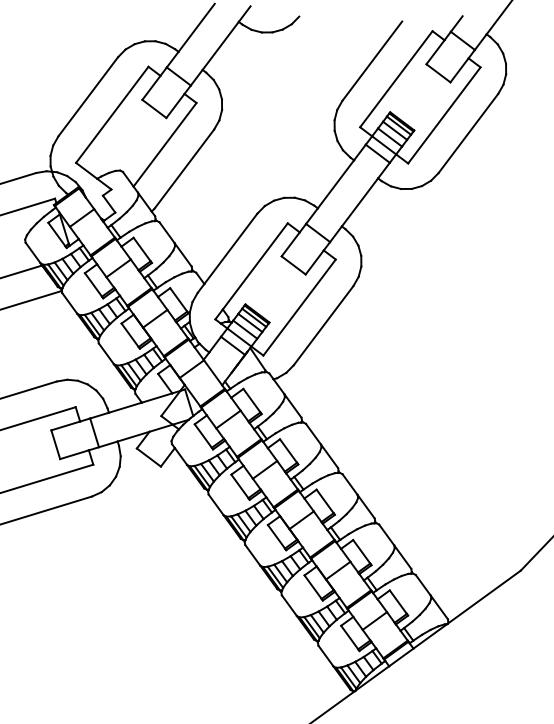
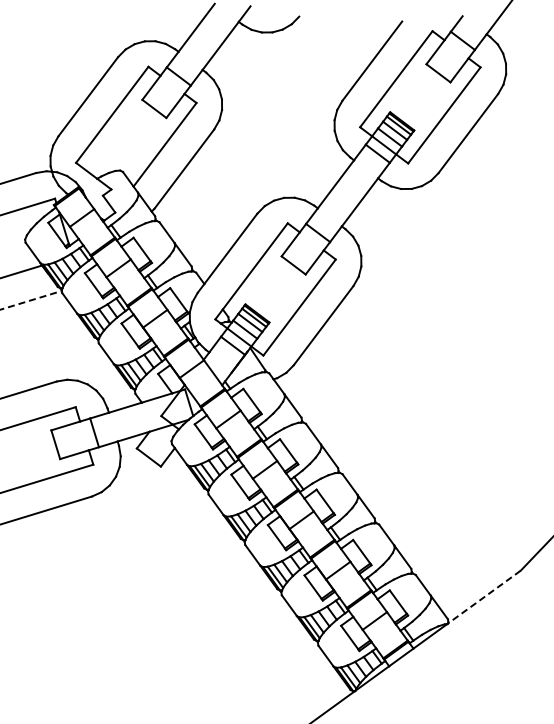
line: solid -> dashed (31, 300)
line: solid -> dashed (483, 597)
